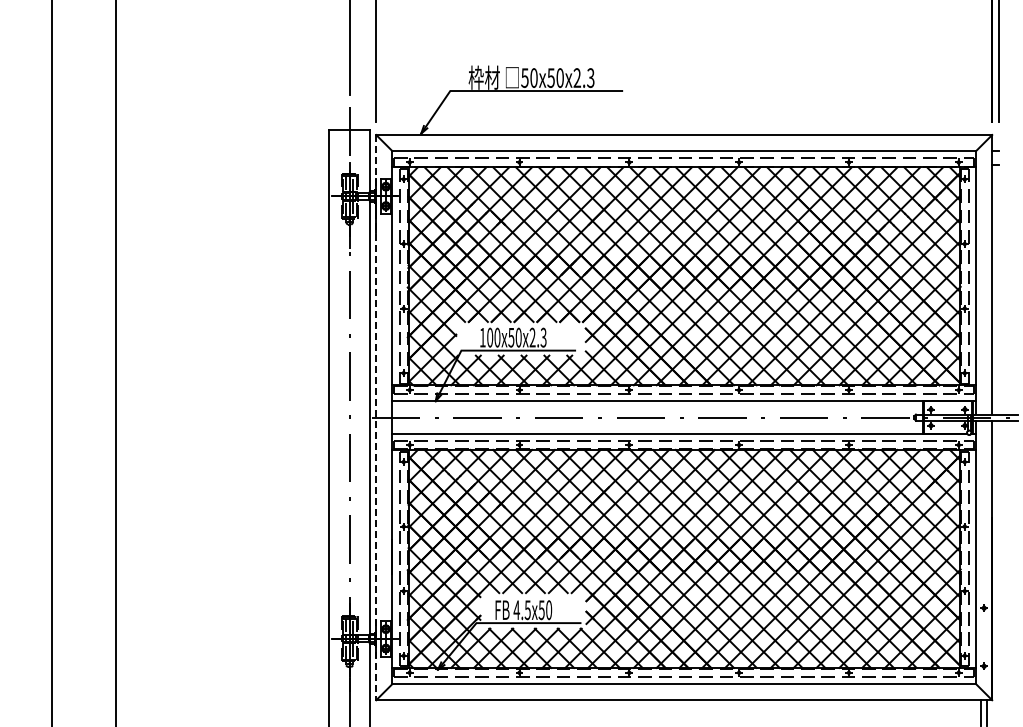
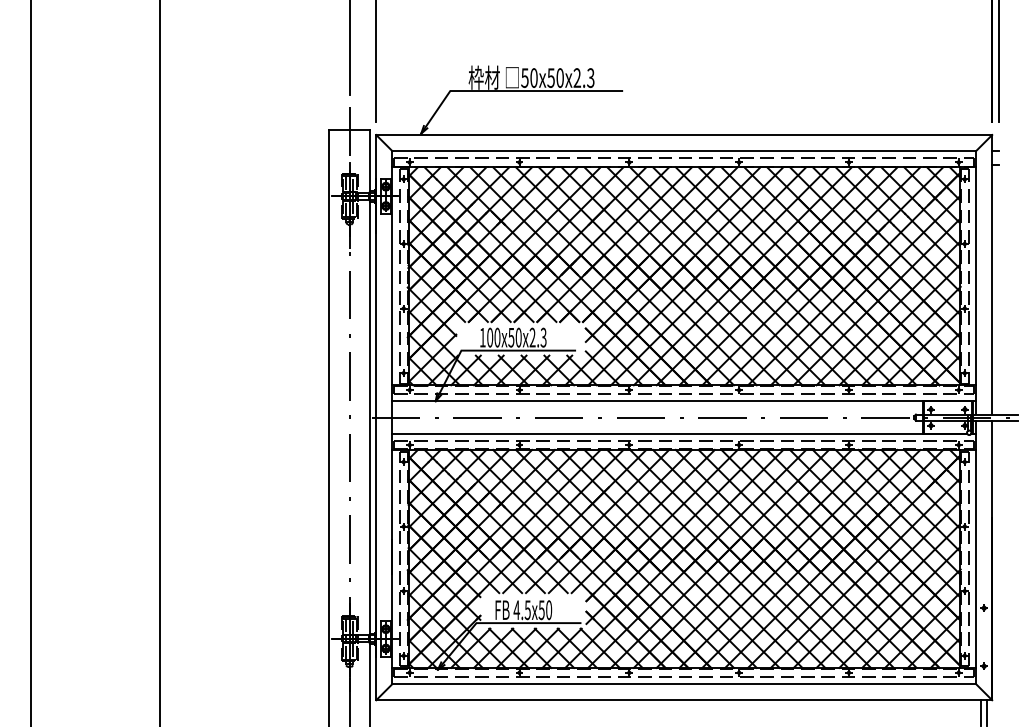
line position: (51, 362) -> (30, 362) (30, 362)
line position: (115, 362) -> (159, 362) (159, 362)
line: dashed -> solid (376, 417)
